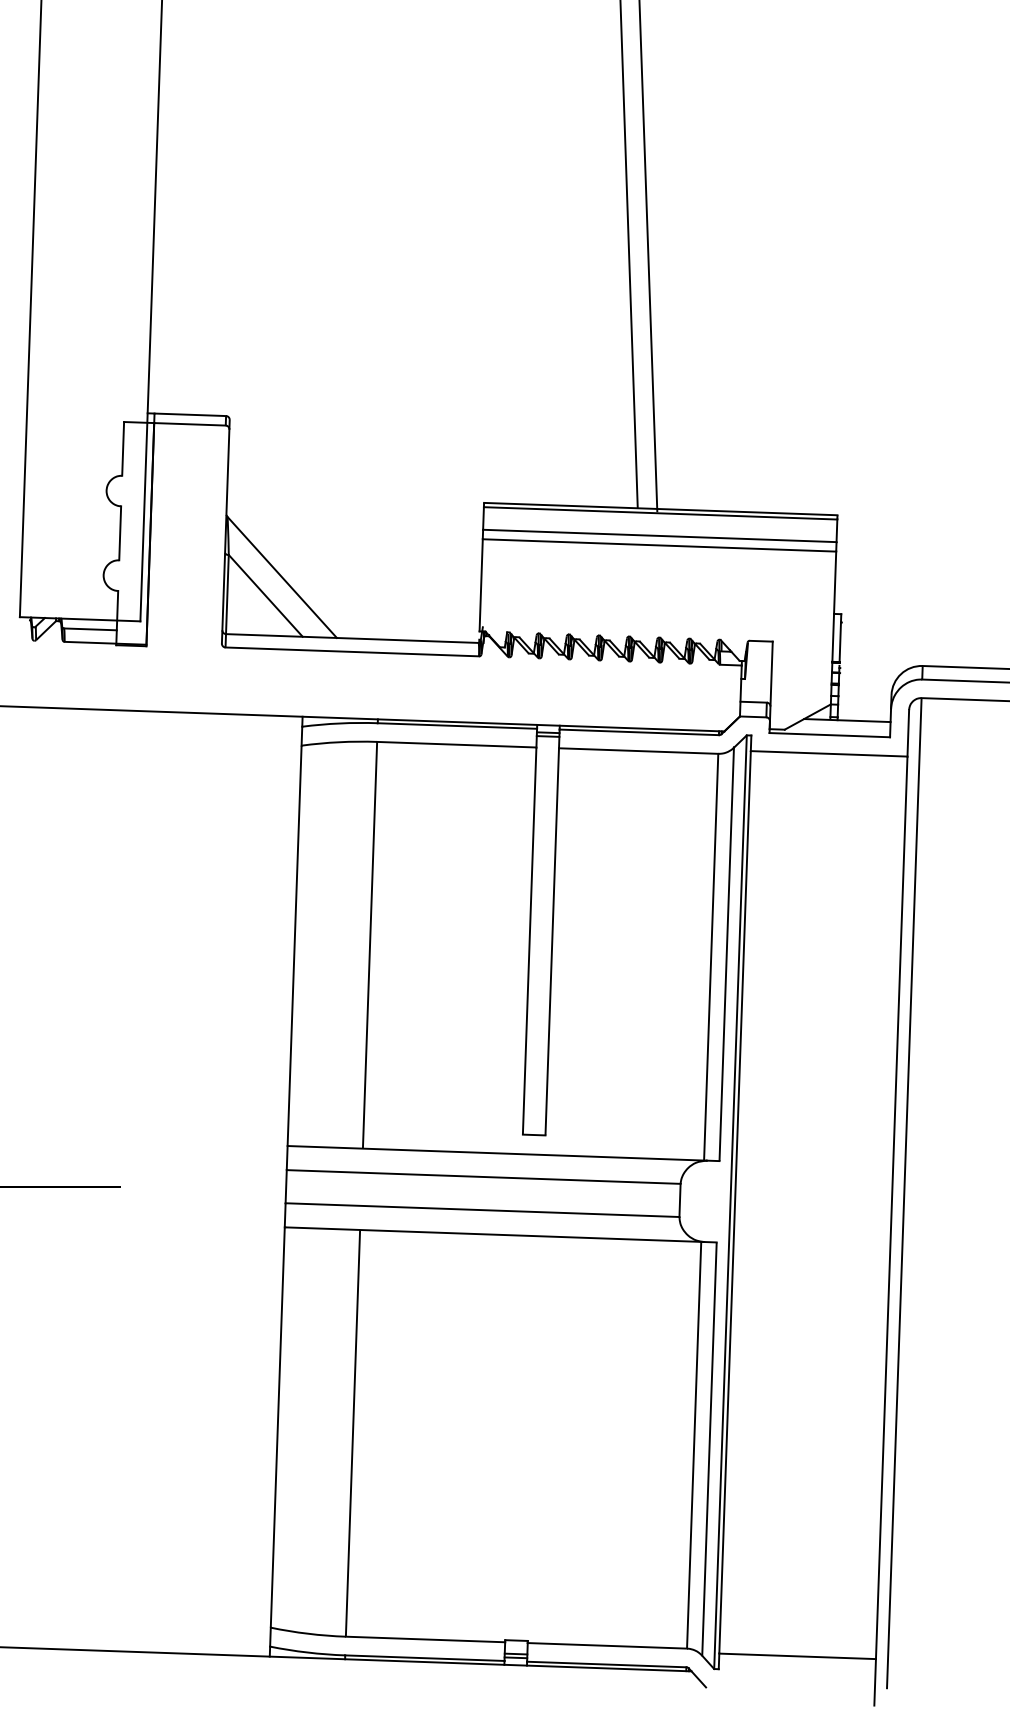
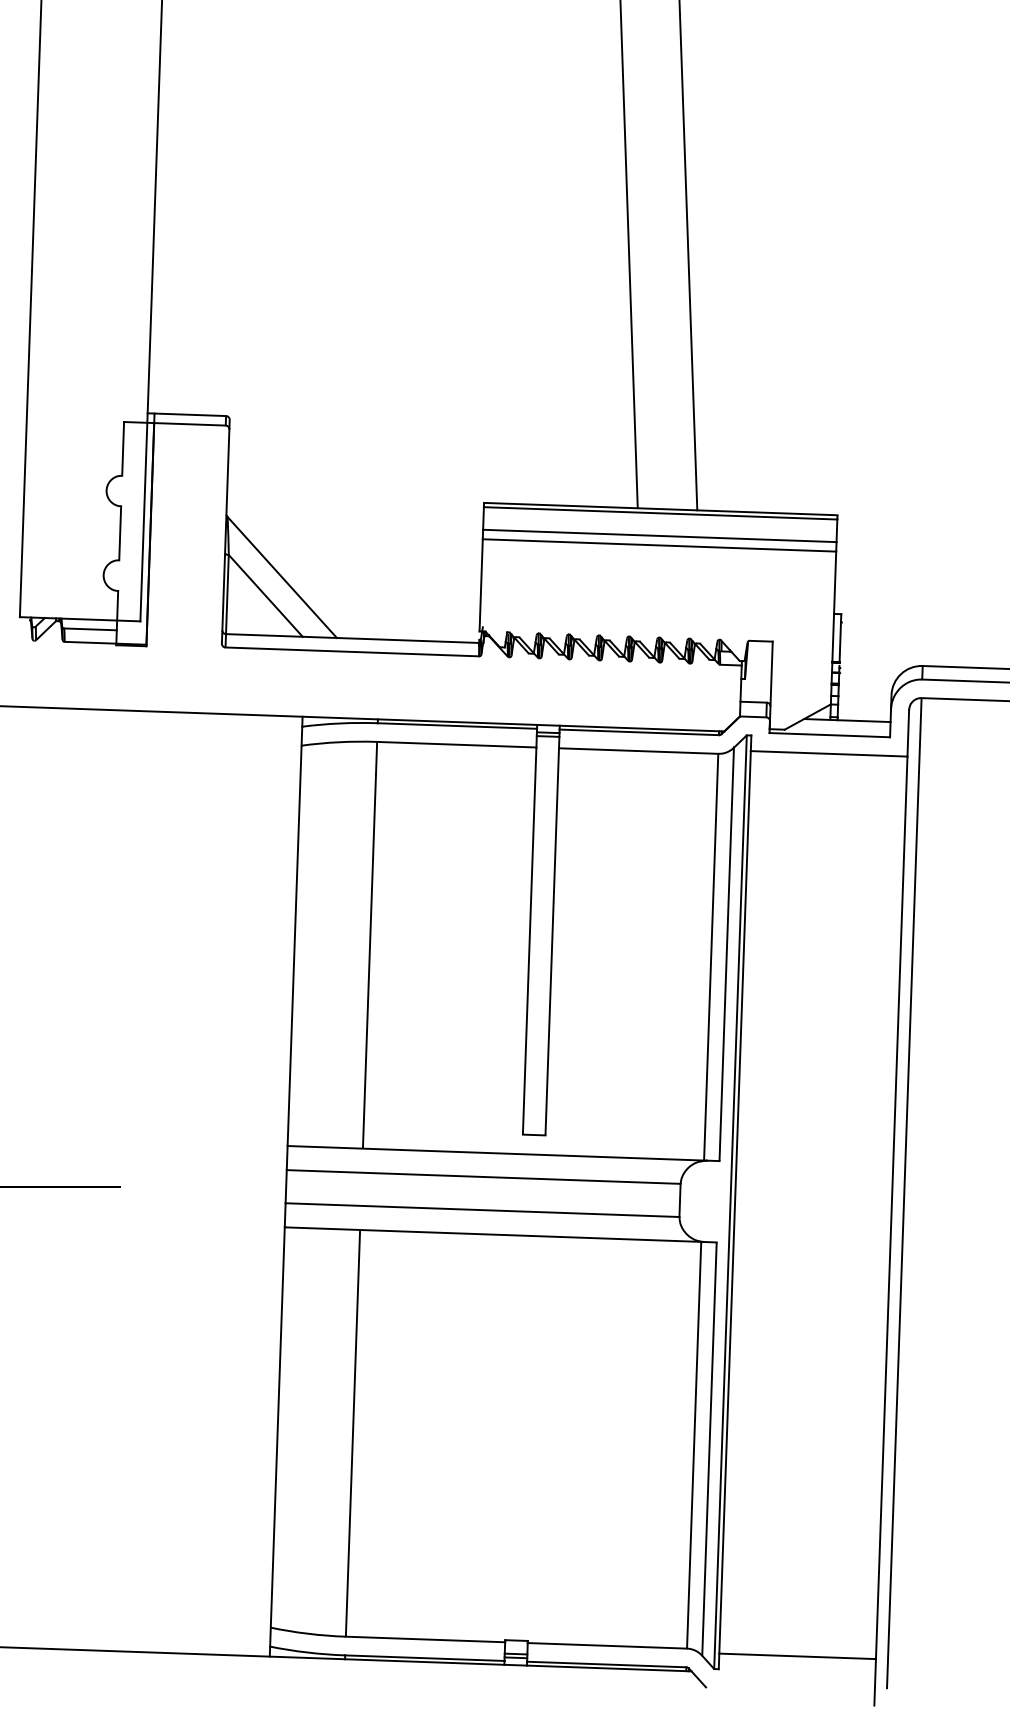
line position: (648, 256) -> (688, 256) (688, 256)
